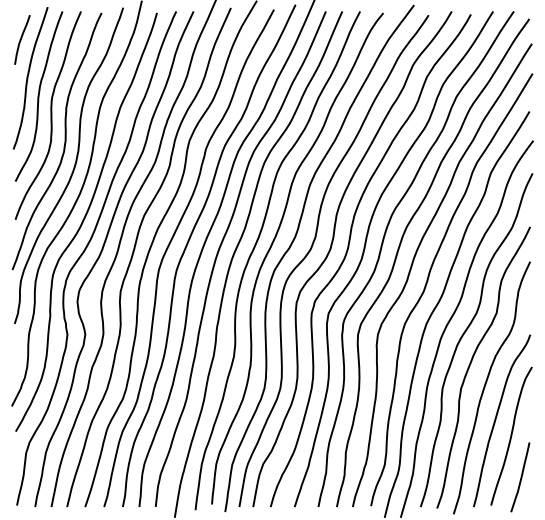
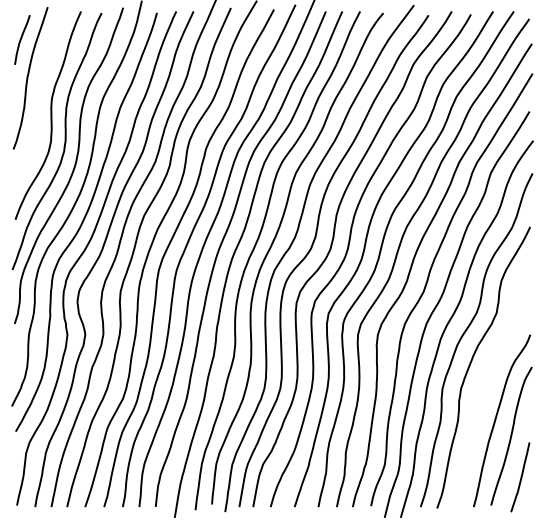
curve: present -> none (39, 96)
curve: present -> none (486, 384)
